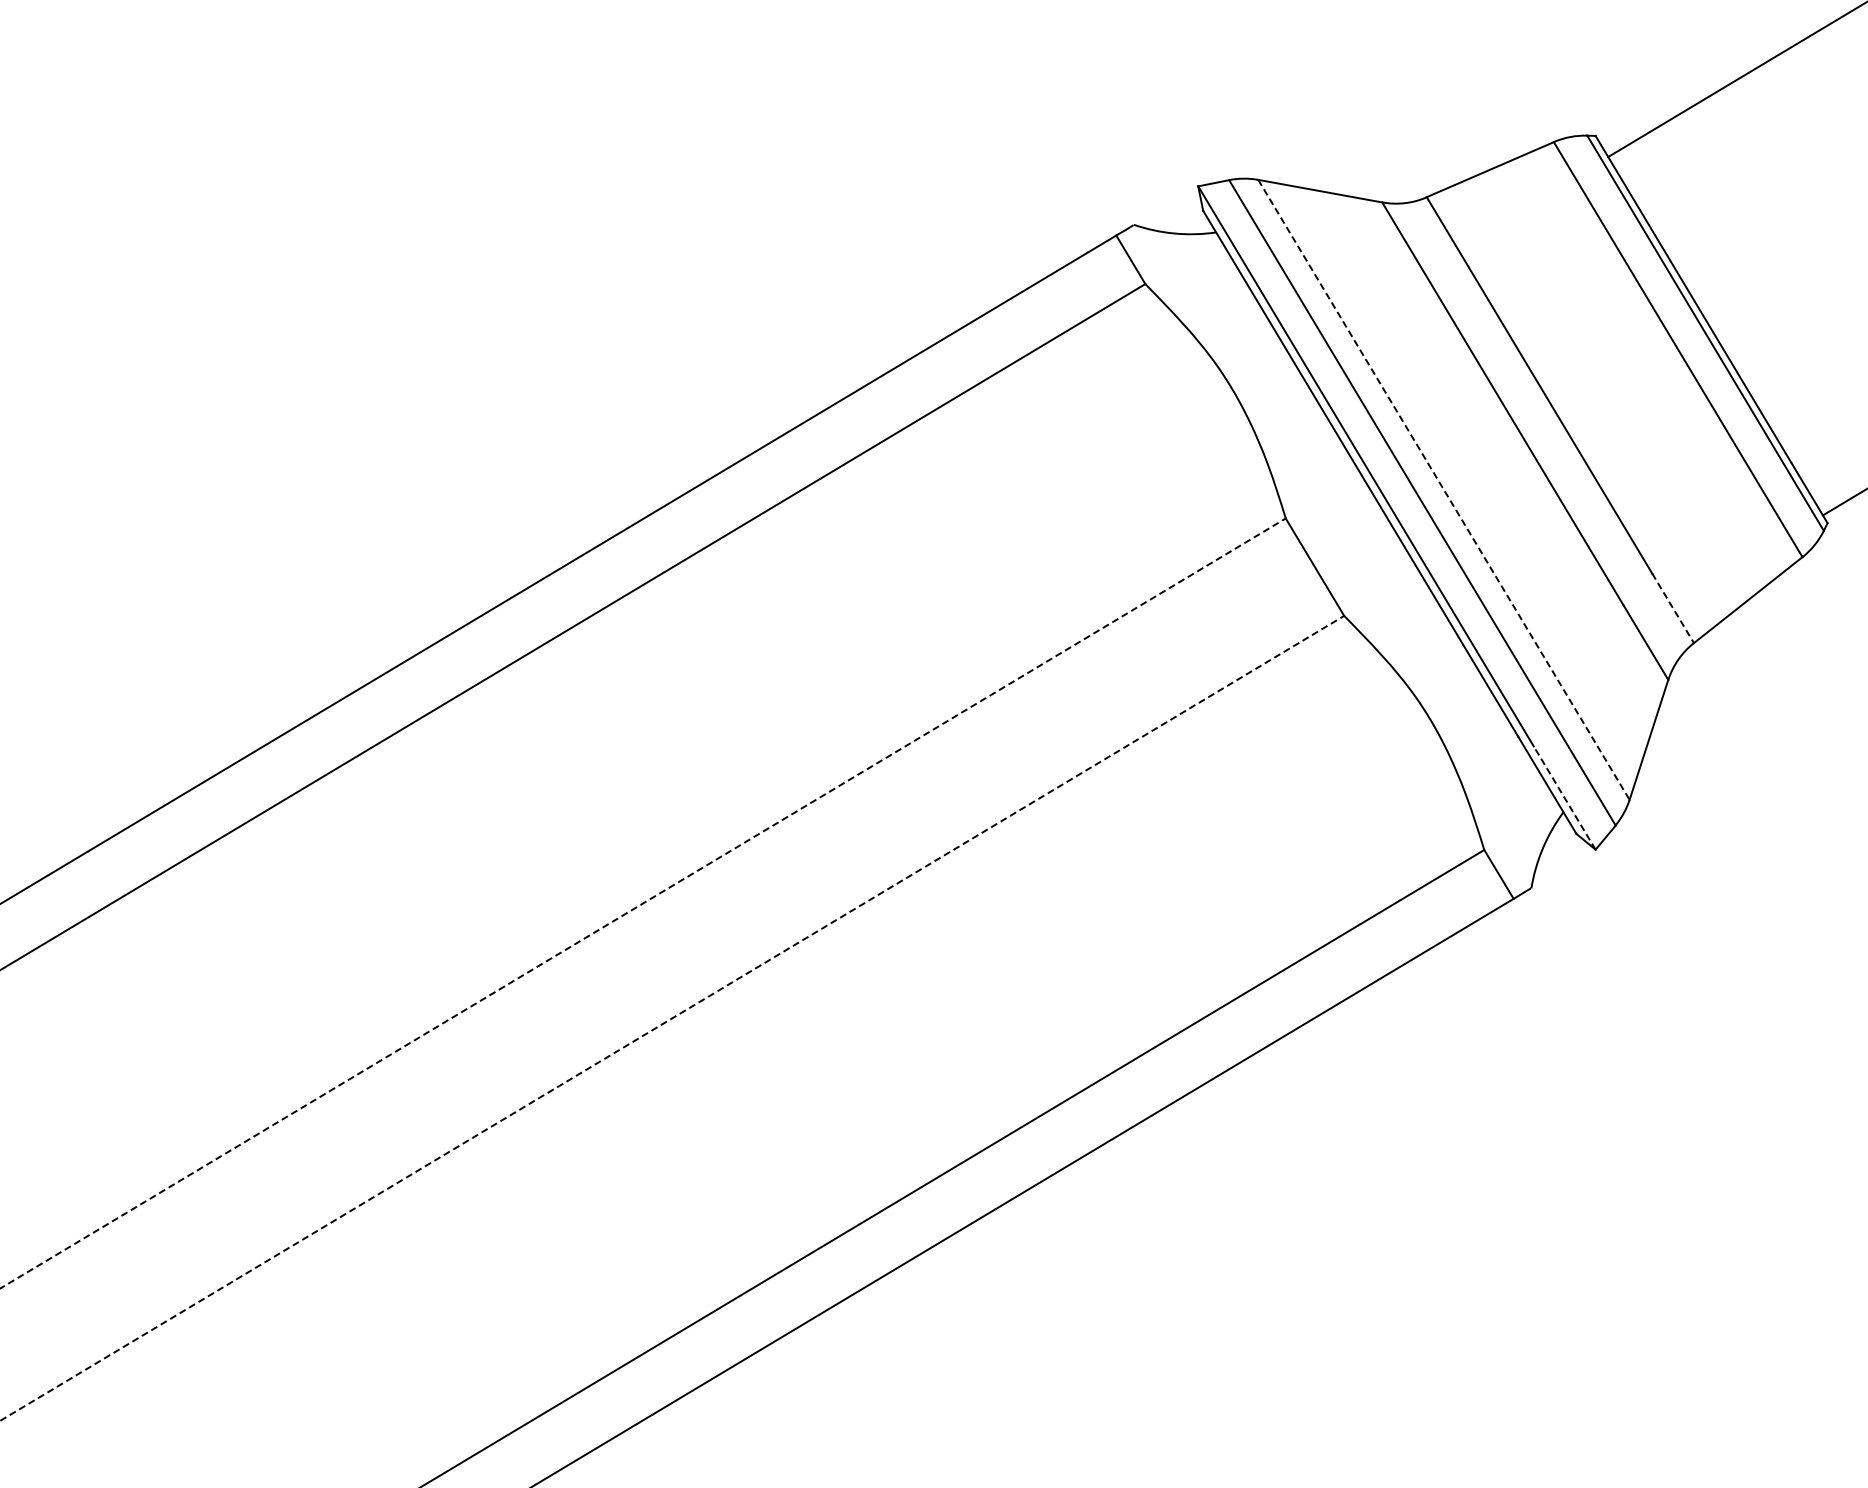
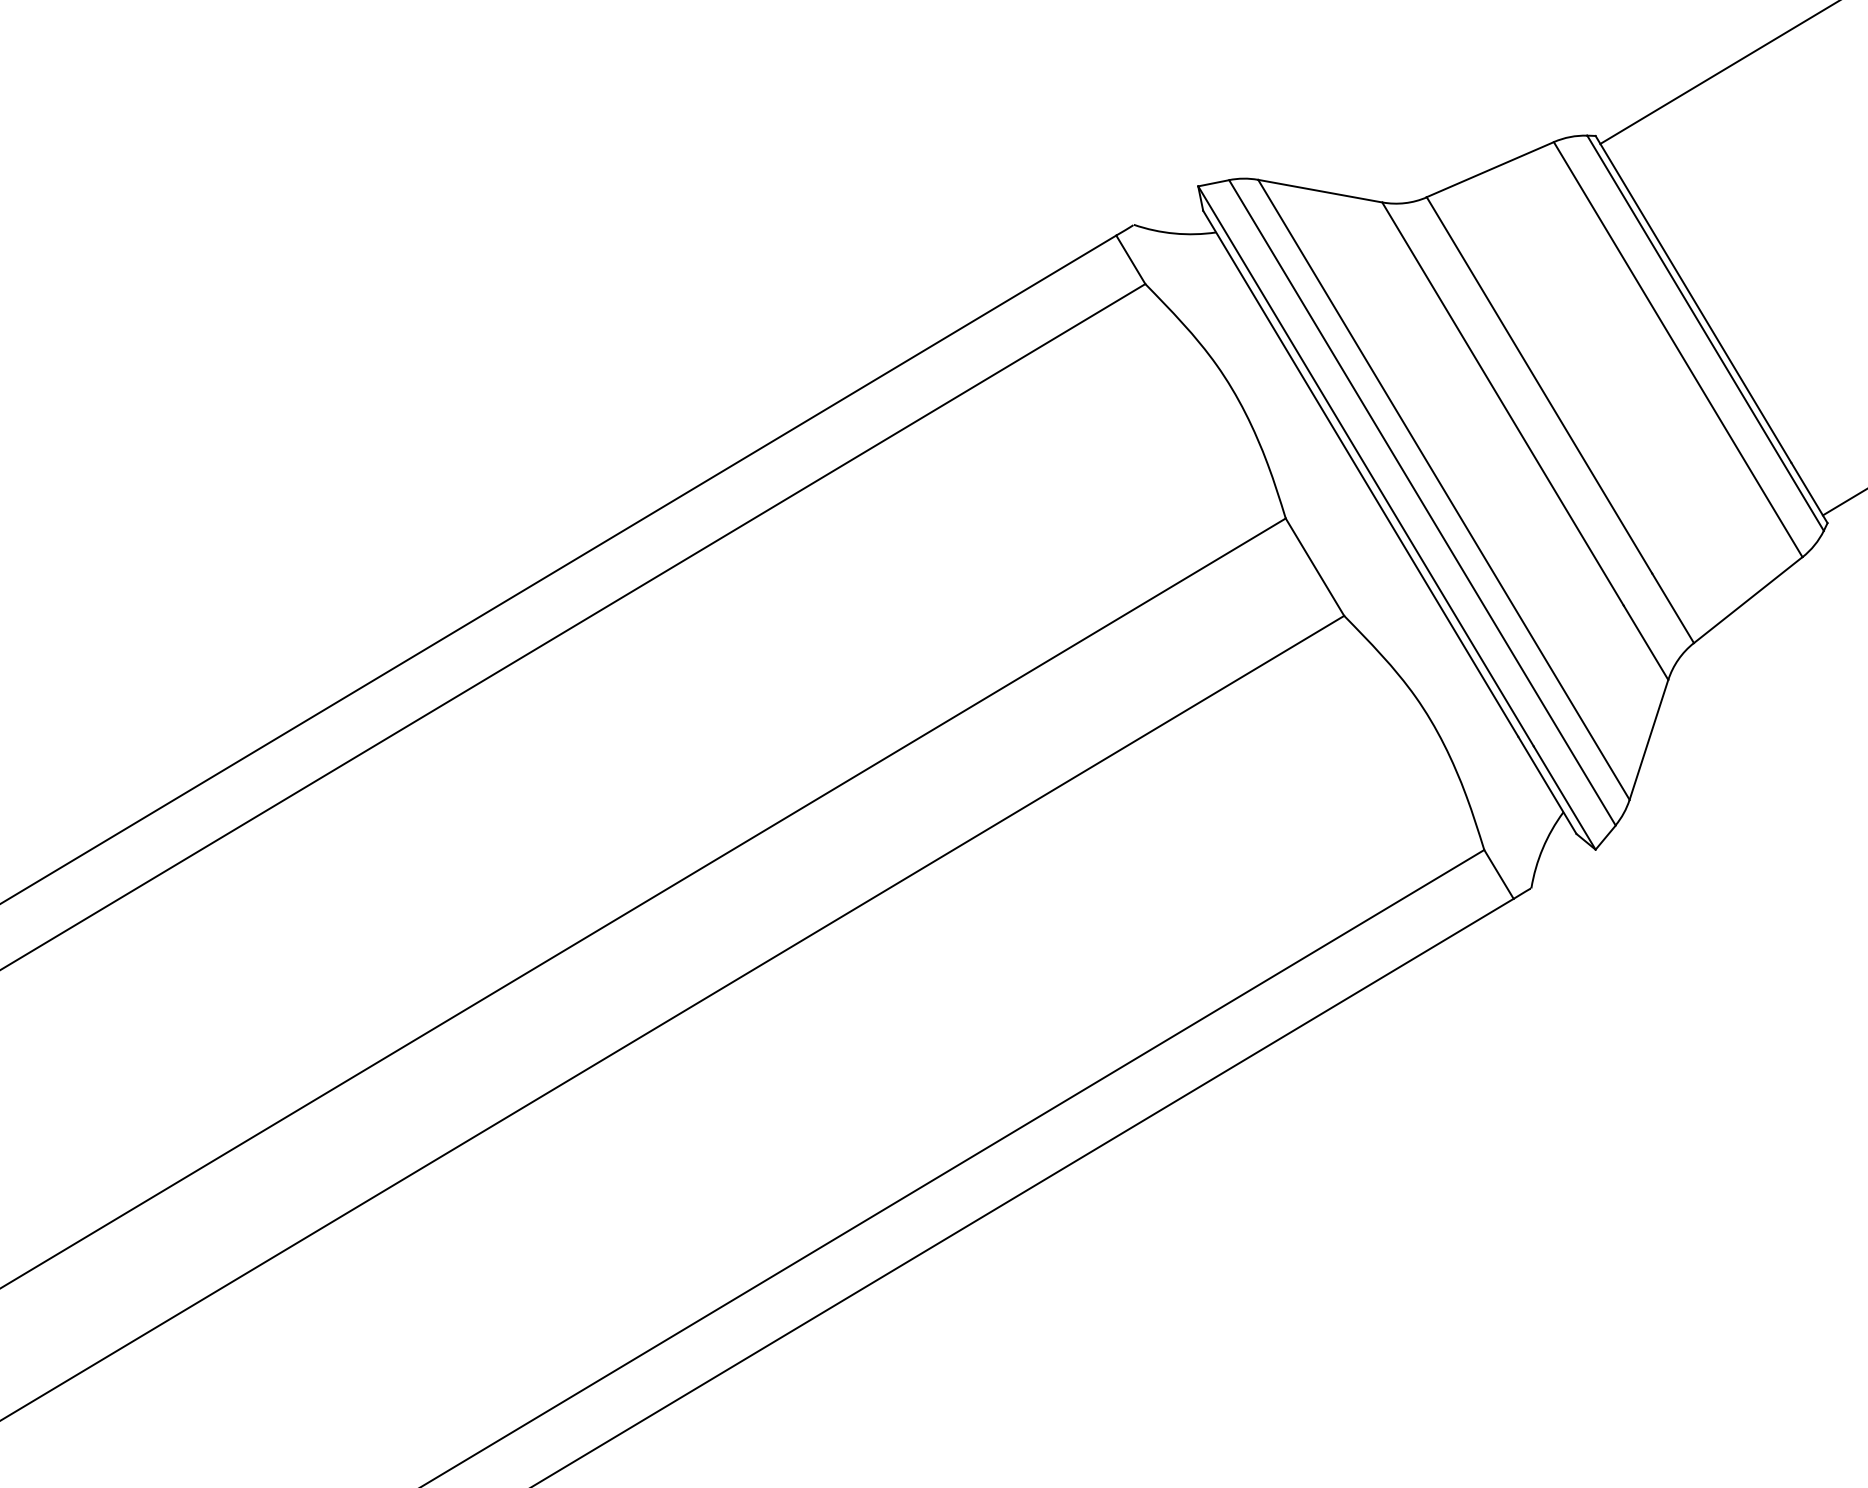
line position: (1736, 80) -> (1718, 73) (1718, 73)
line: dashed -> solid (1444, 490)
line: dashed -> solid (1673, 608)
line: dashed -> solid (1564, 797)
line: dashed -> solid (643, 903)
line: dashed -> solid (672, 1018)
